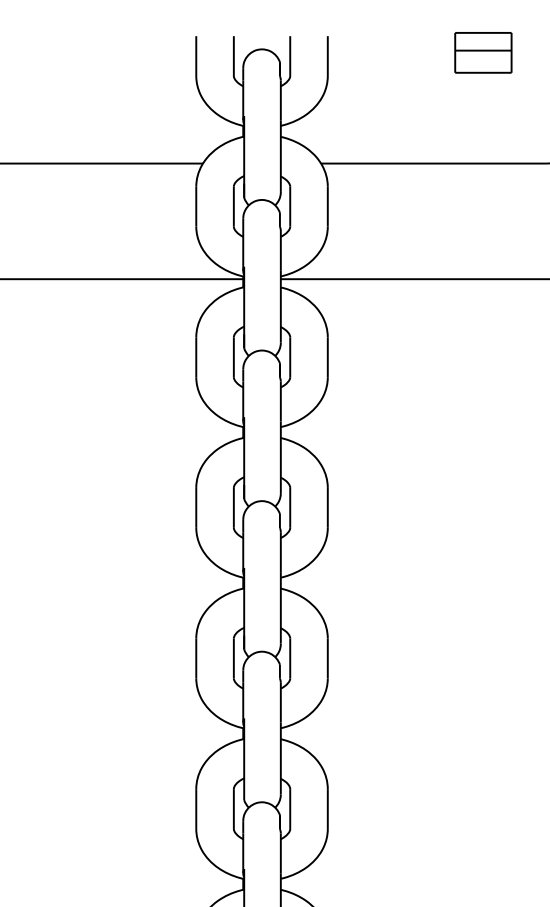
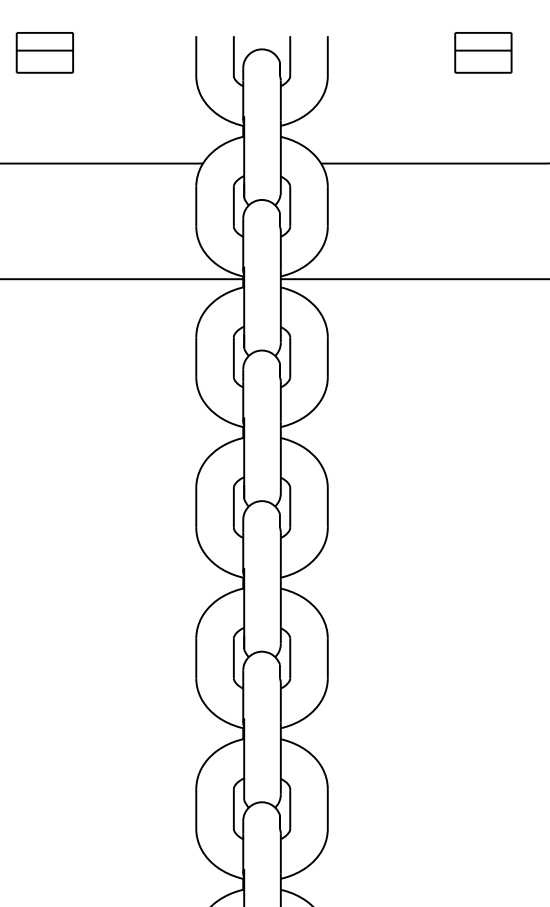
part: none -> present (44, 52)
